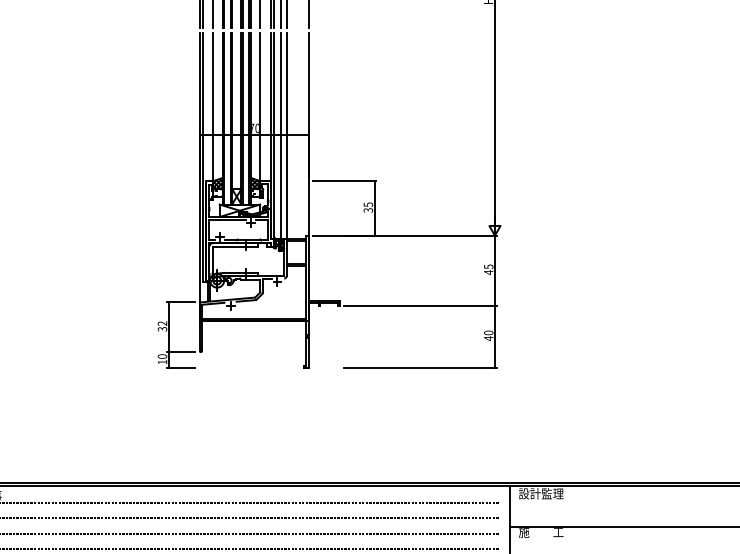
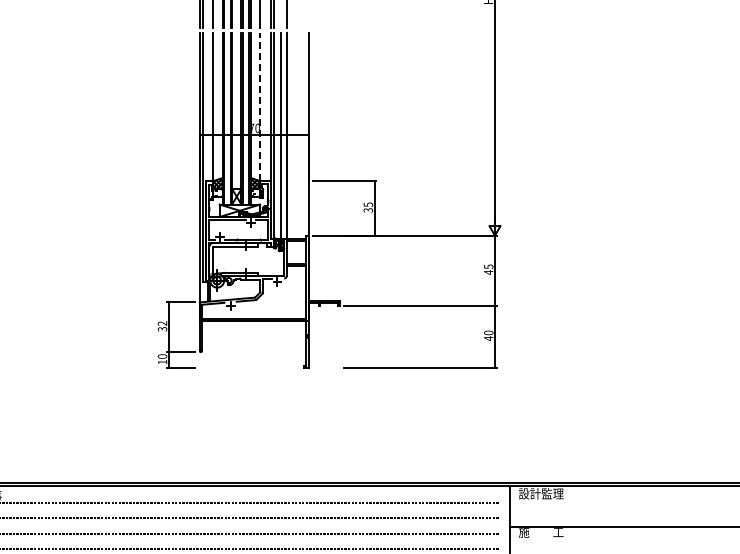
line: present -> none (280, 15)
line: present -> none (308, 15)
line: solid -> dashed (260, 106)
